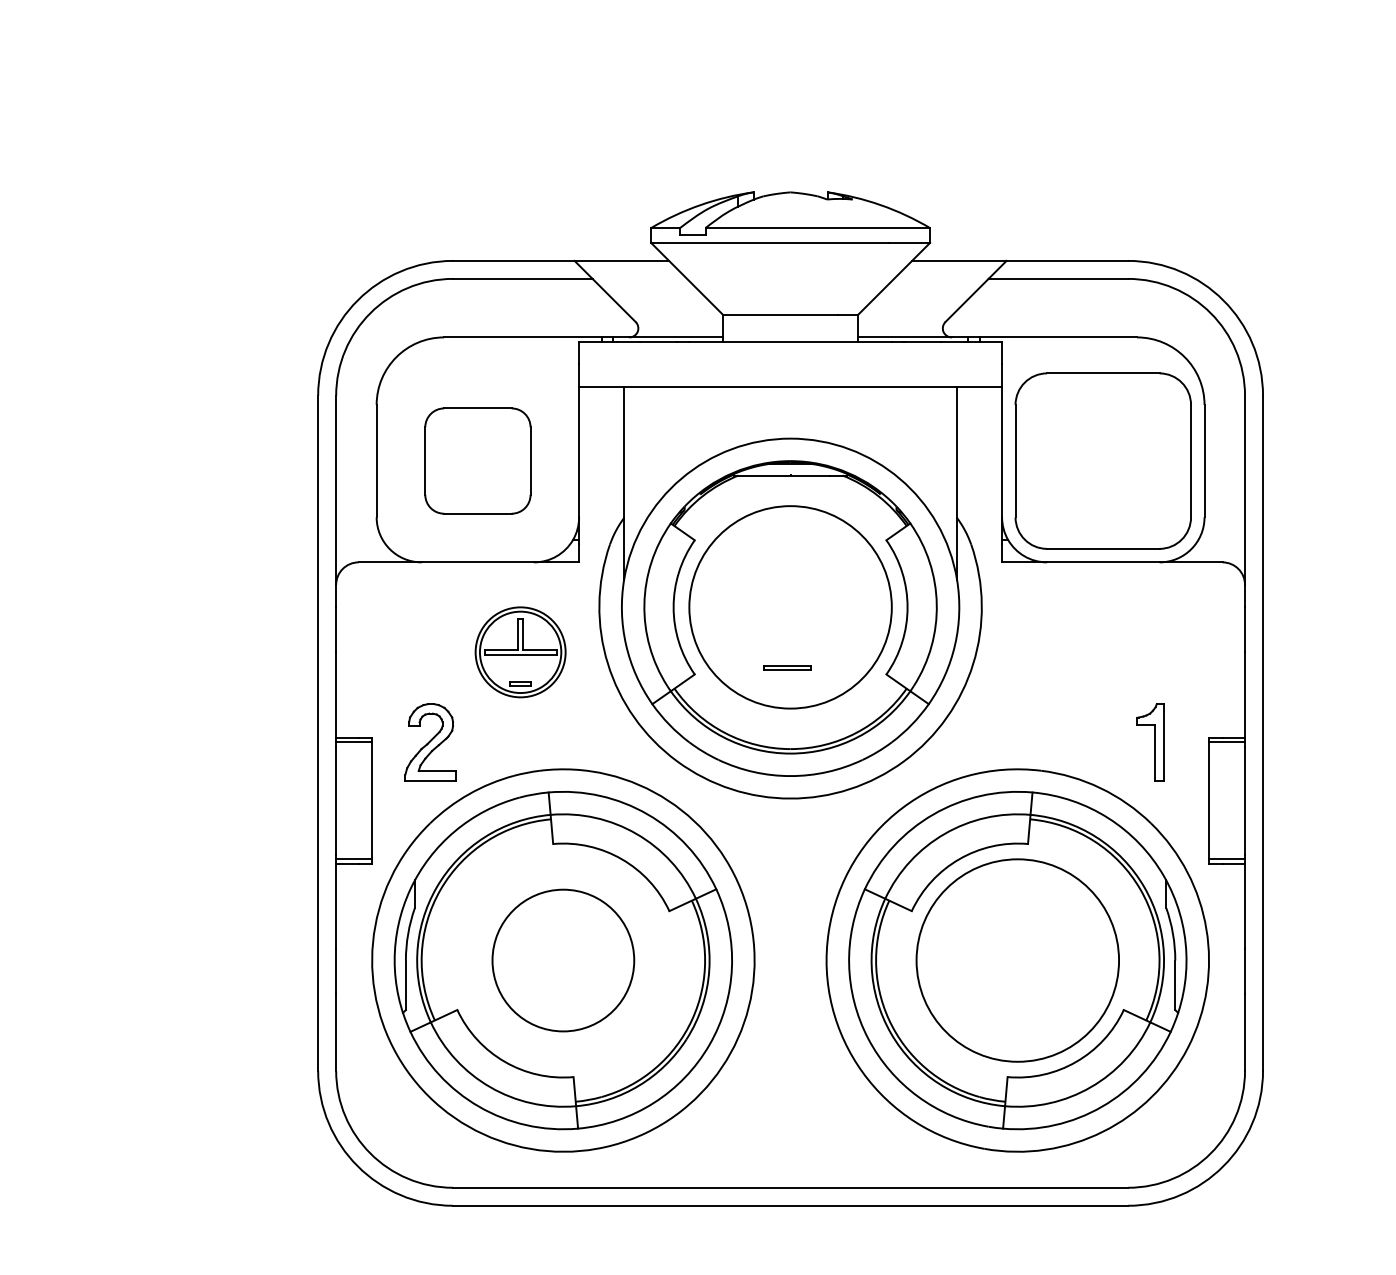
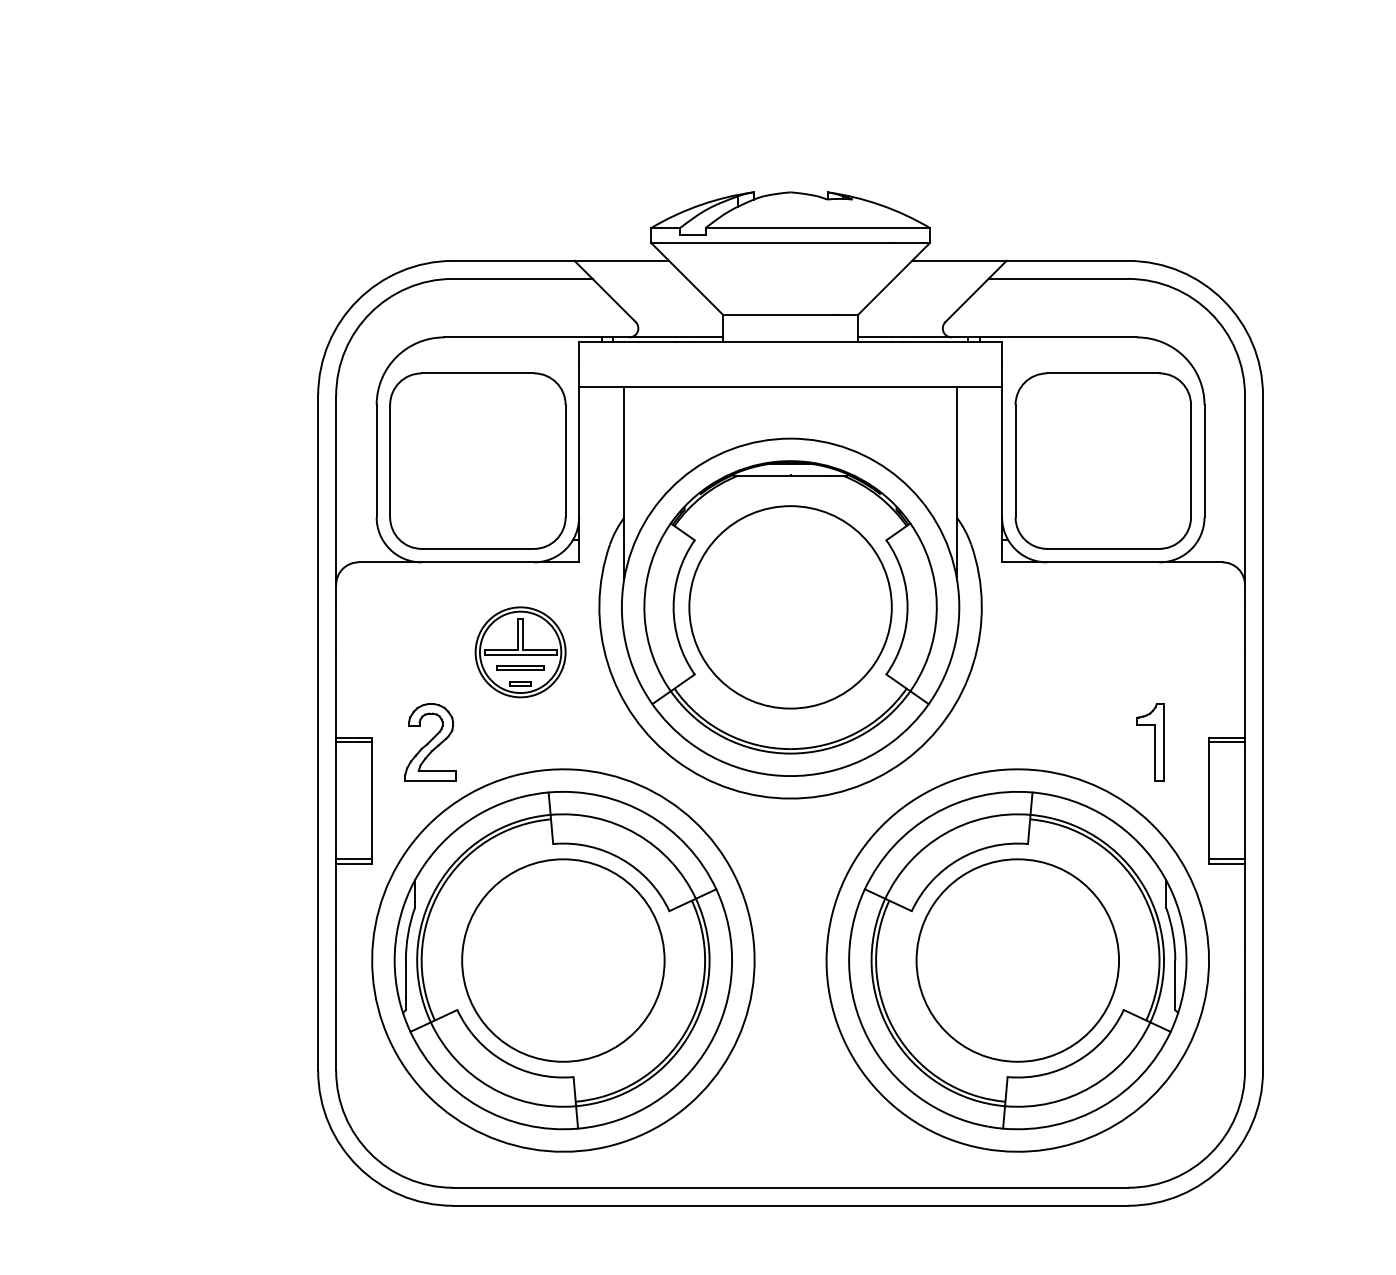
part size: 108x108 px -> 178x178 px (477, 460)
part position: (787, 667) -> (520, 667) (520, 667)
circle diameter: 142 px -> 202 px (563, 960)
